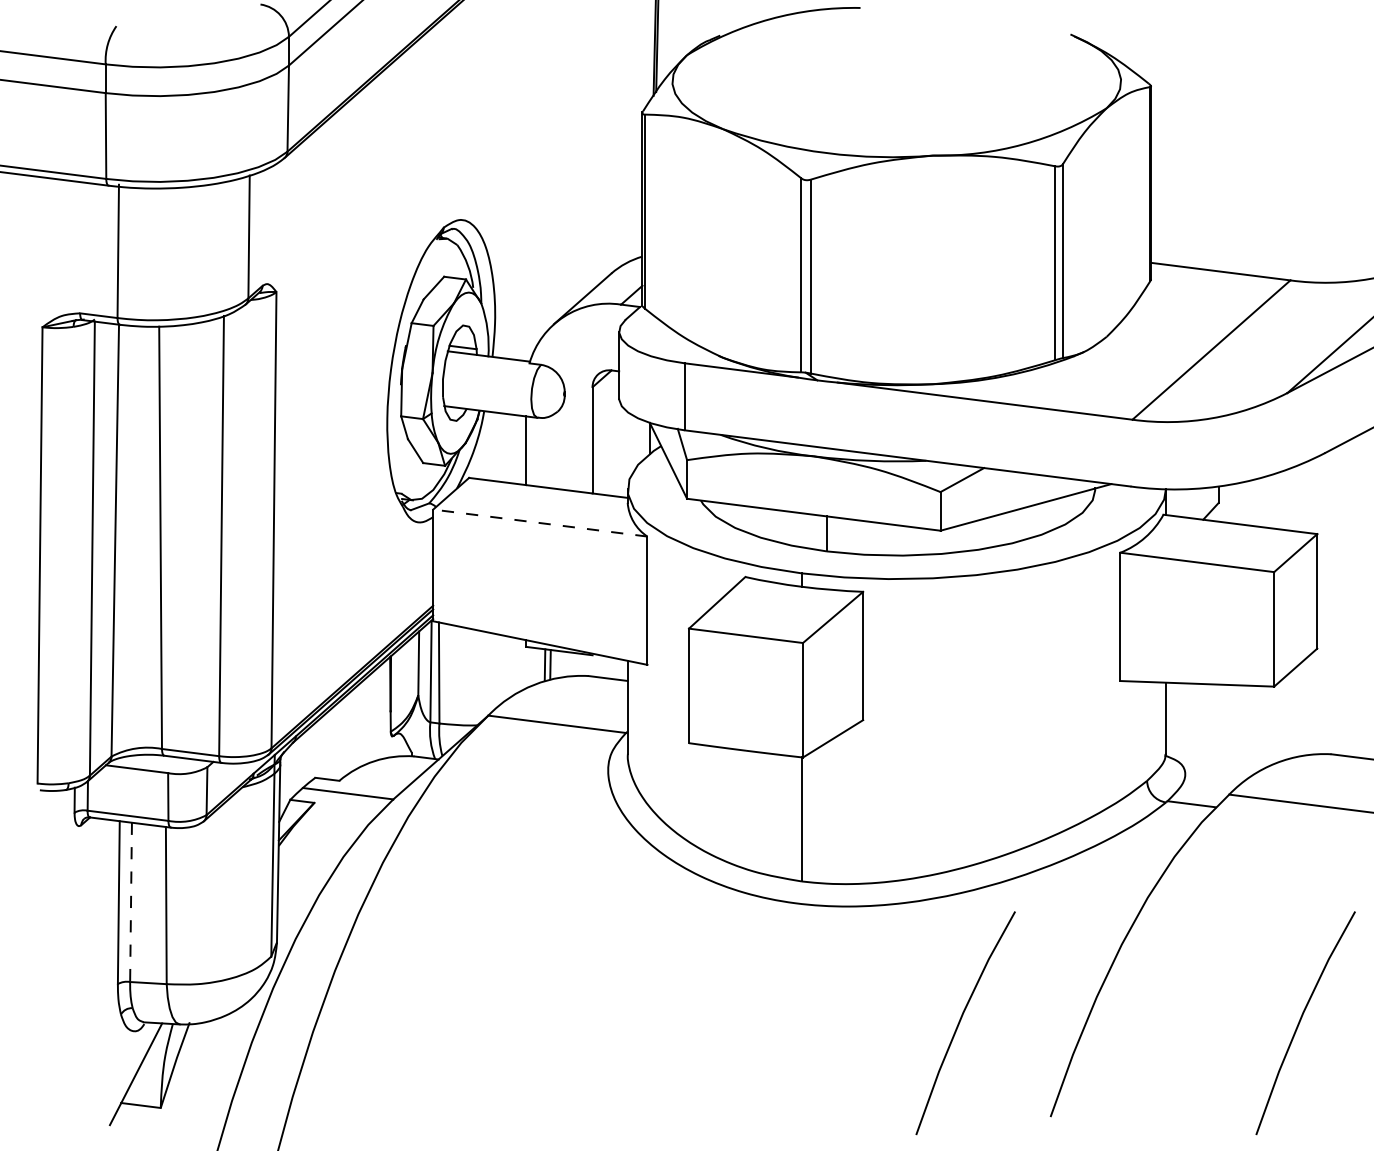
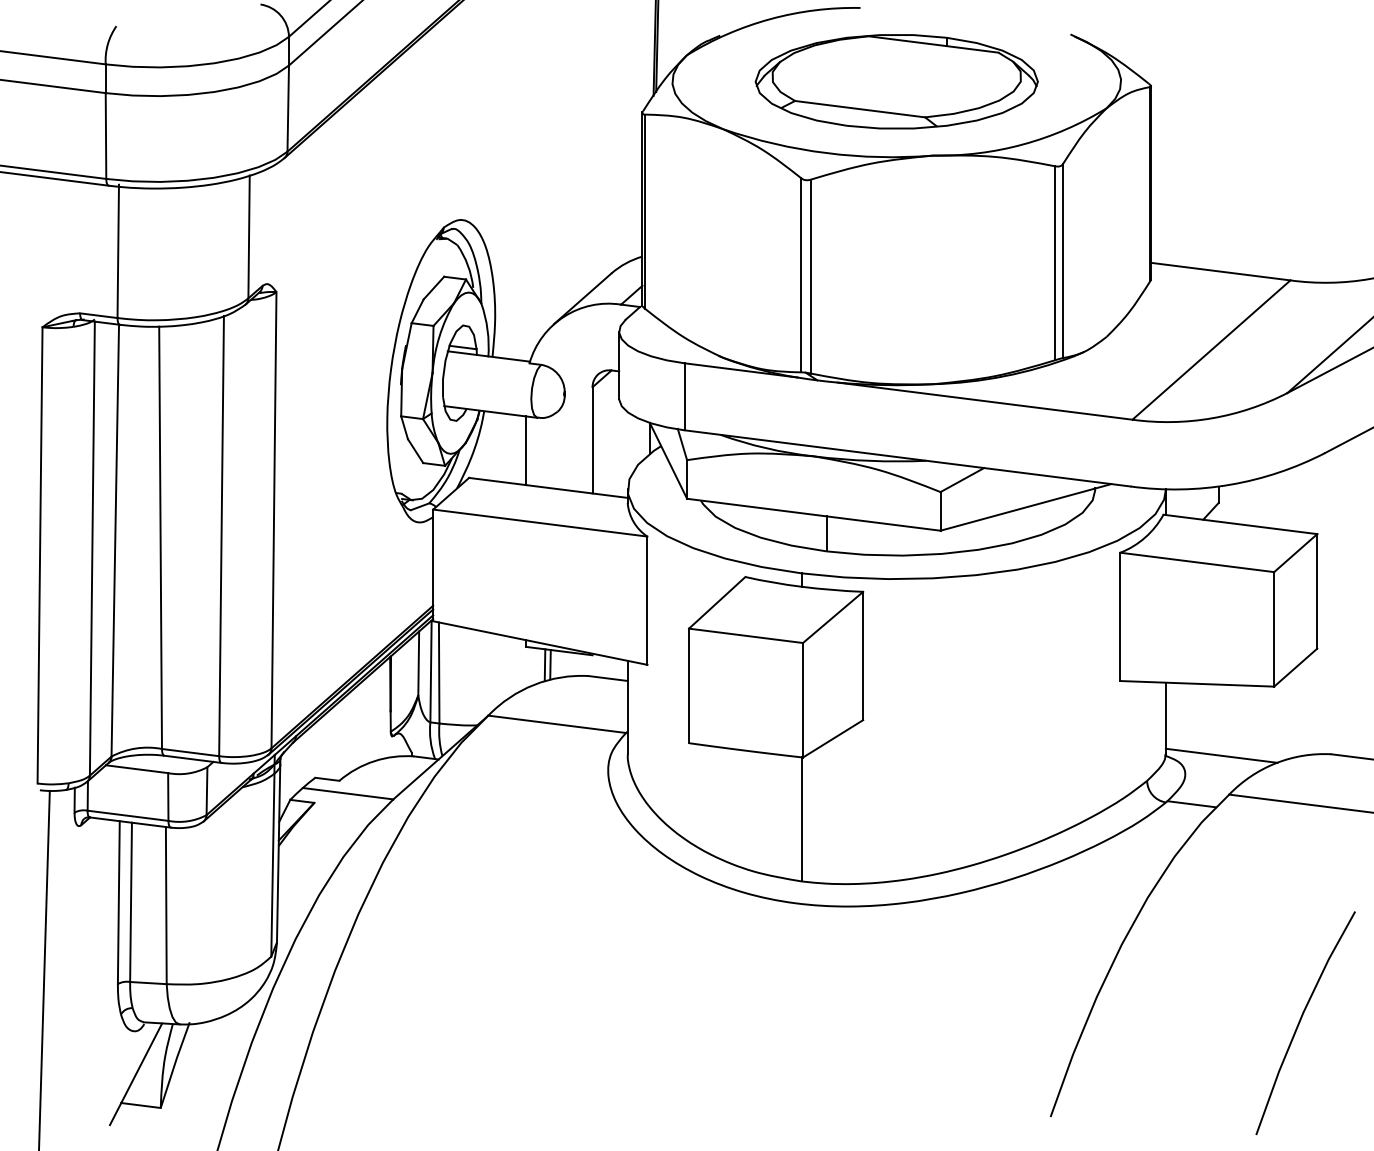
part: none -> present (896, 81)
line: dashed -> solid (540, 523)
line: none -> present (1221, 755)
line: dashed -> solid (131, 902)
line: none -> present (44, 968)
line: present -> none (961, 1020)
